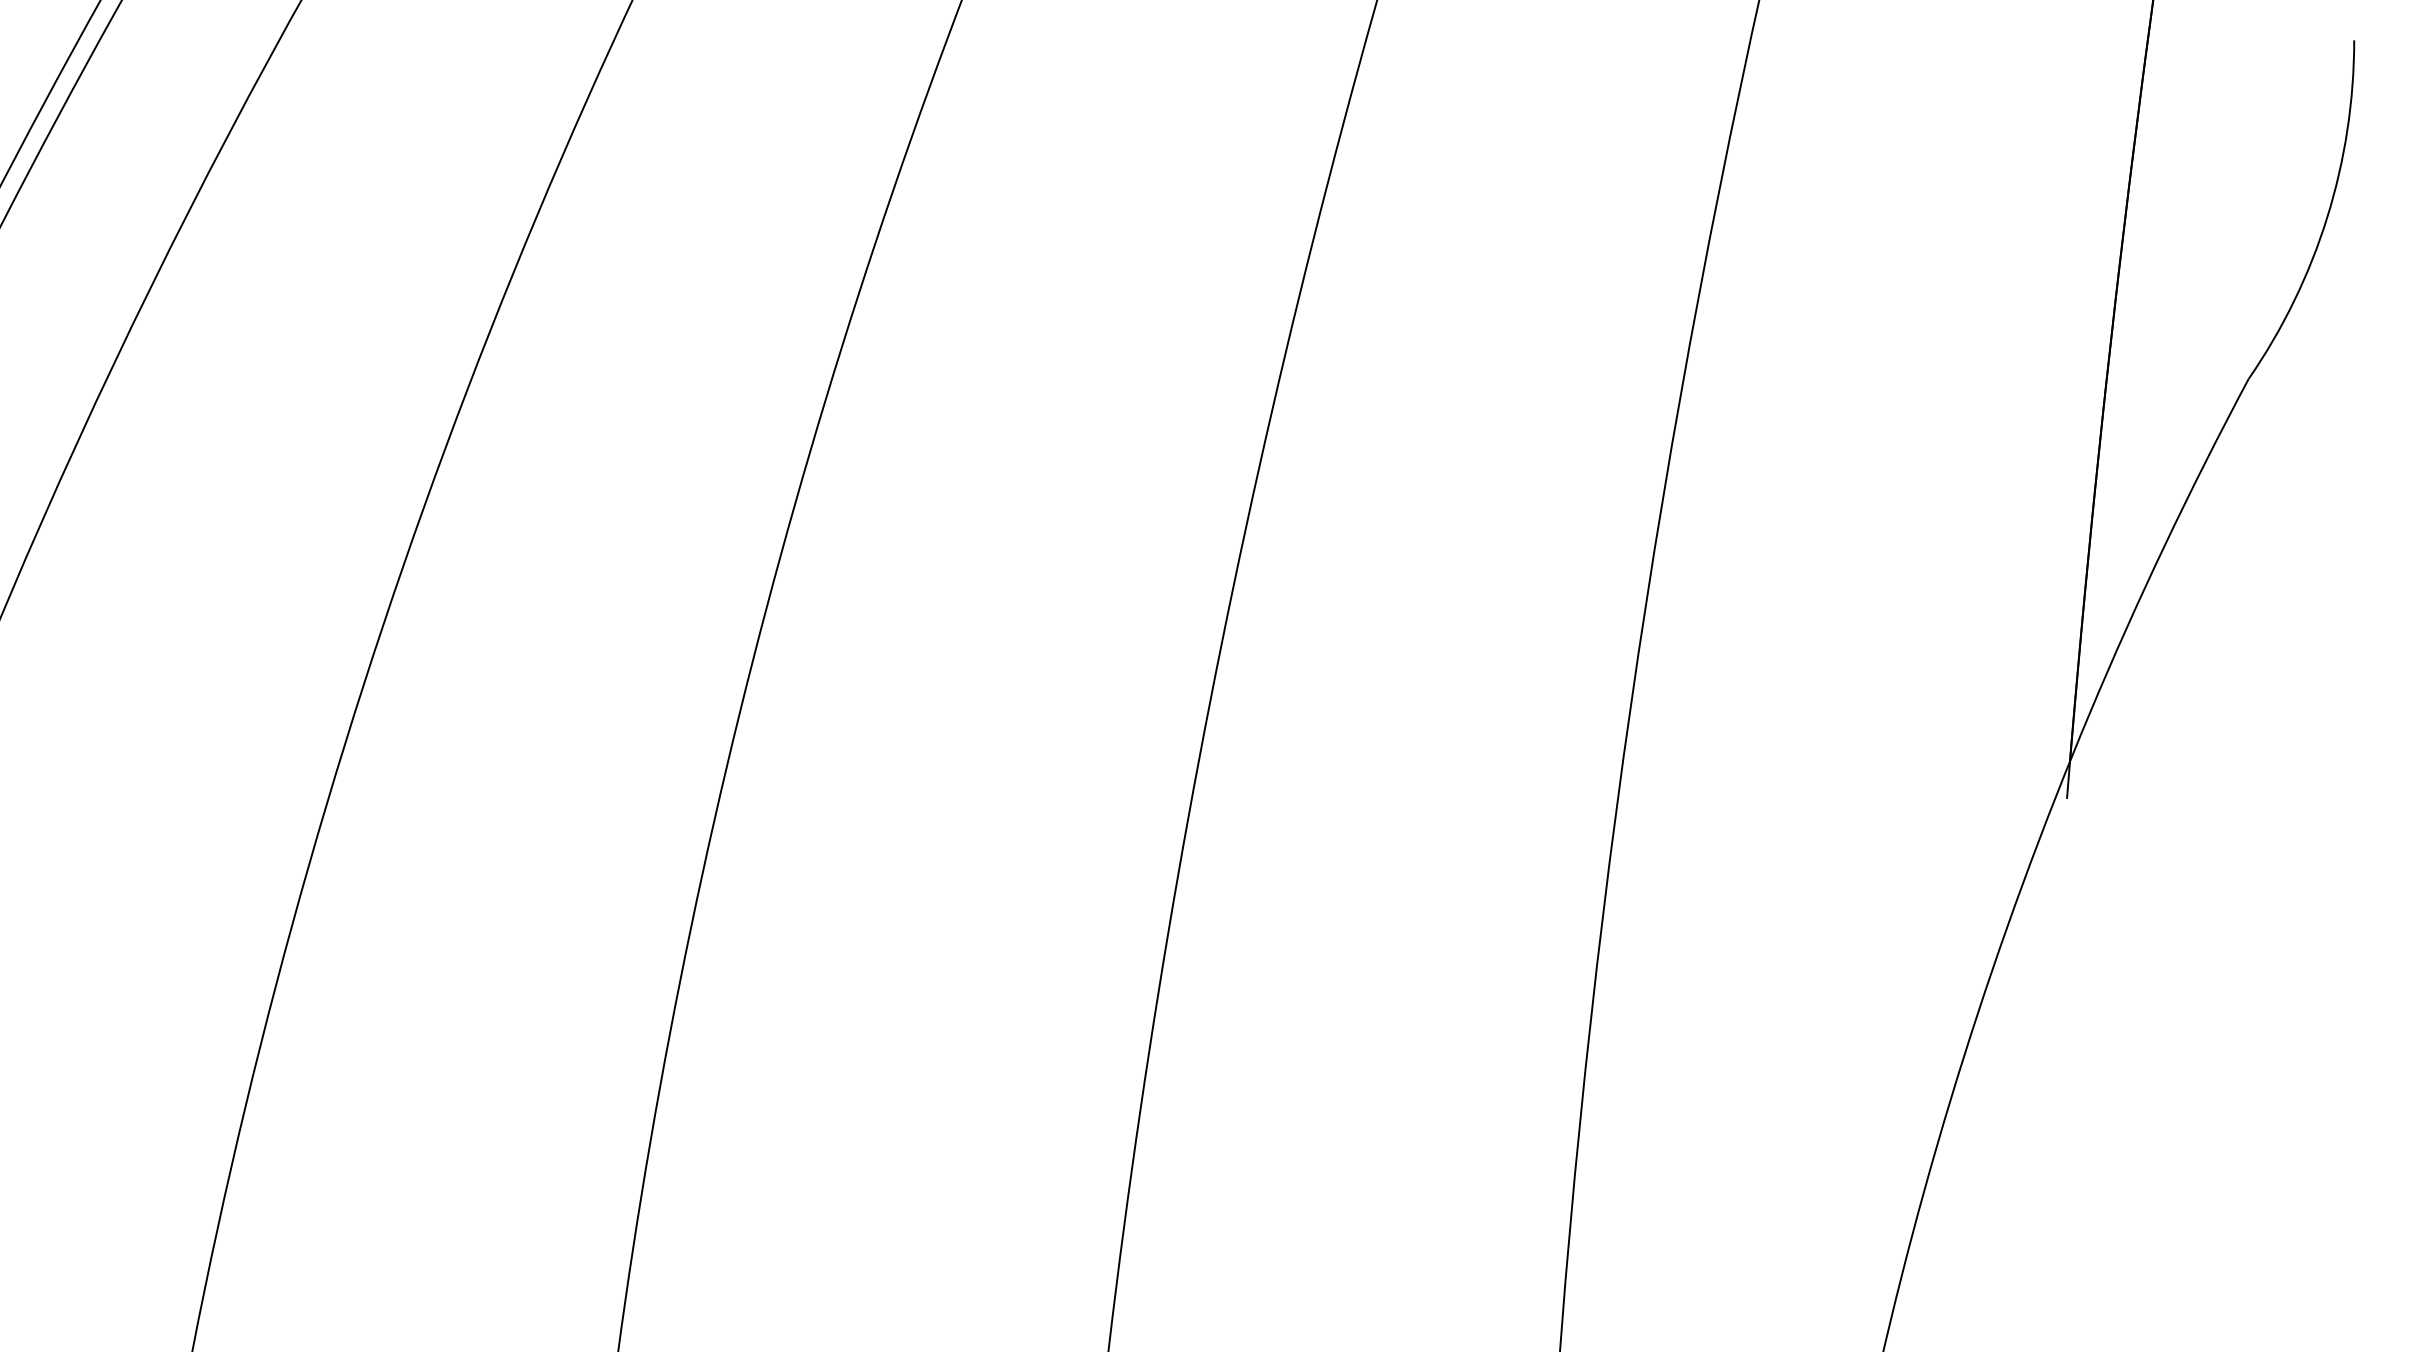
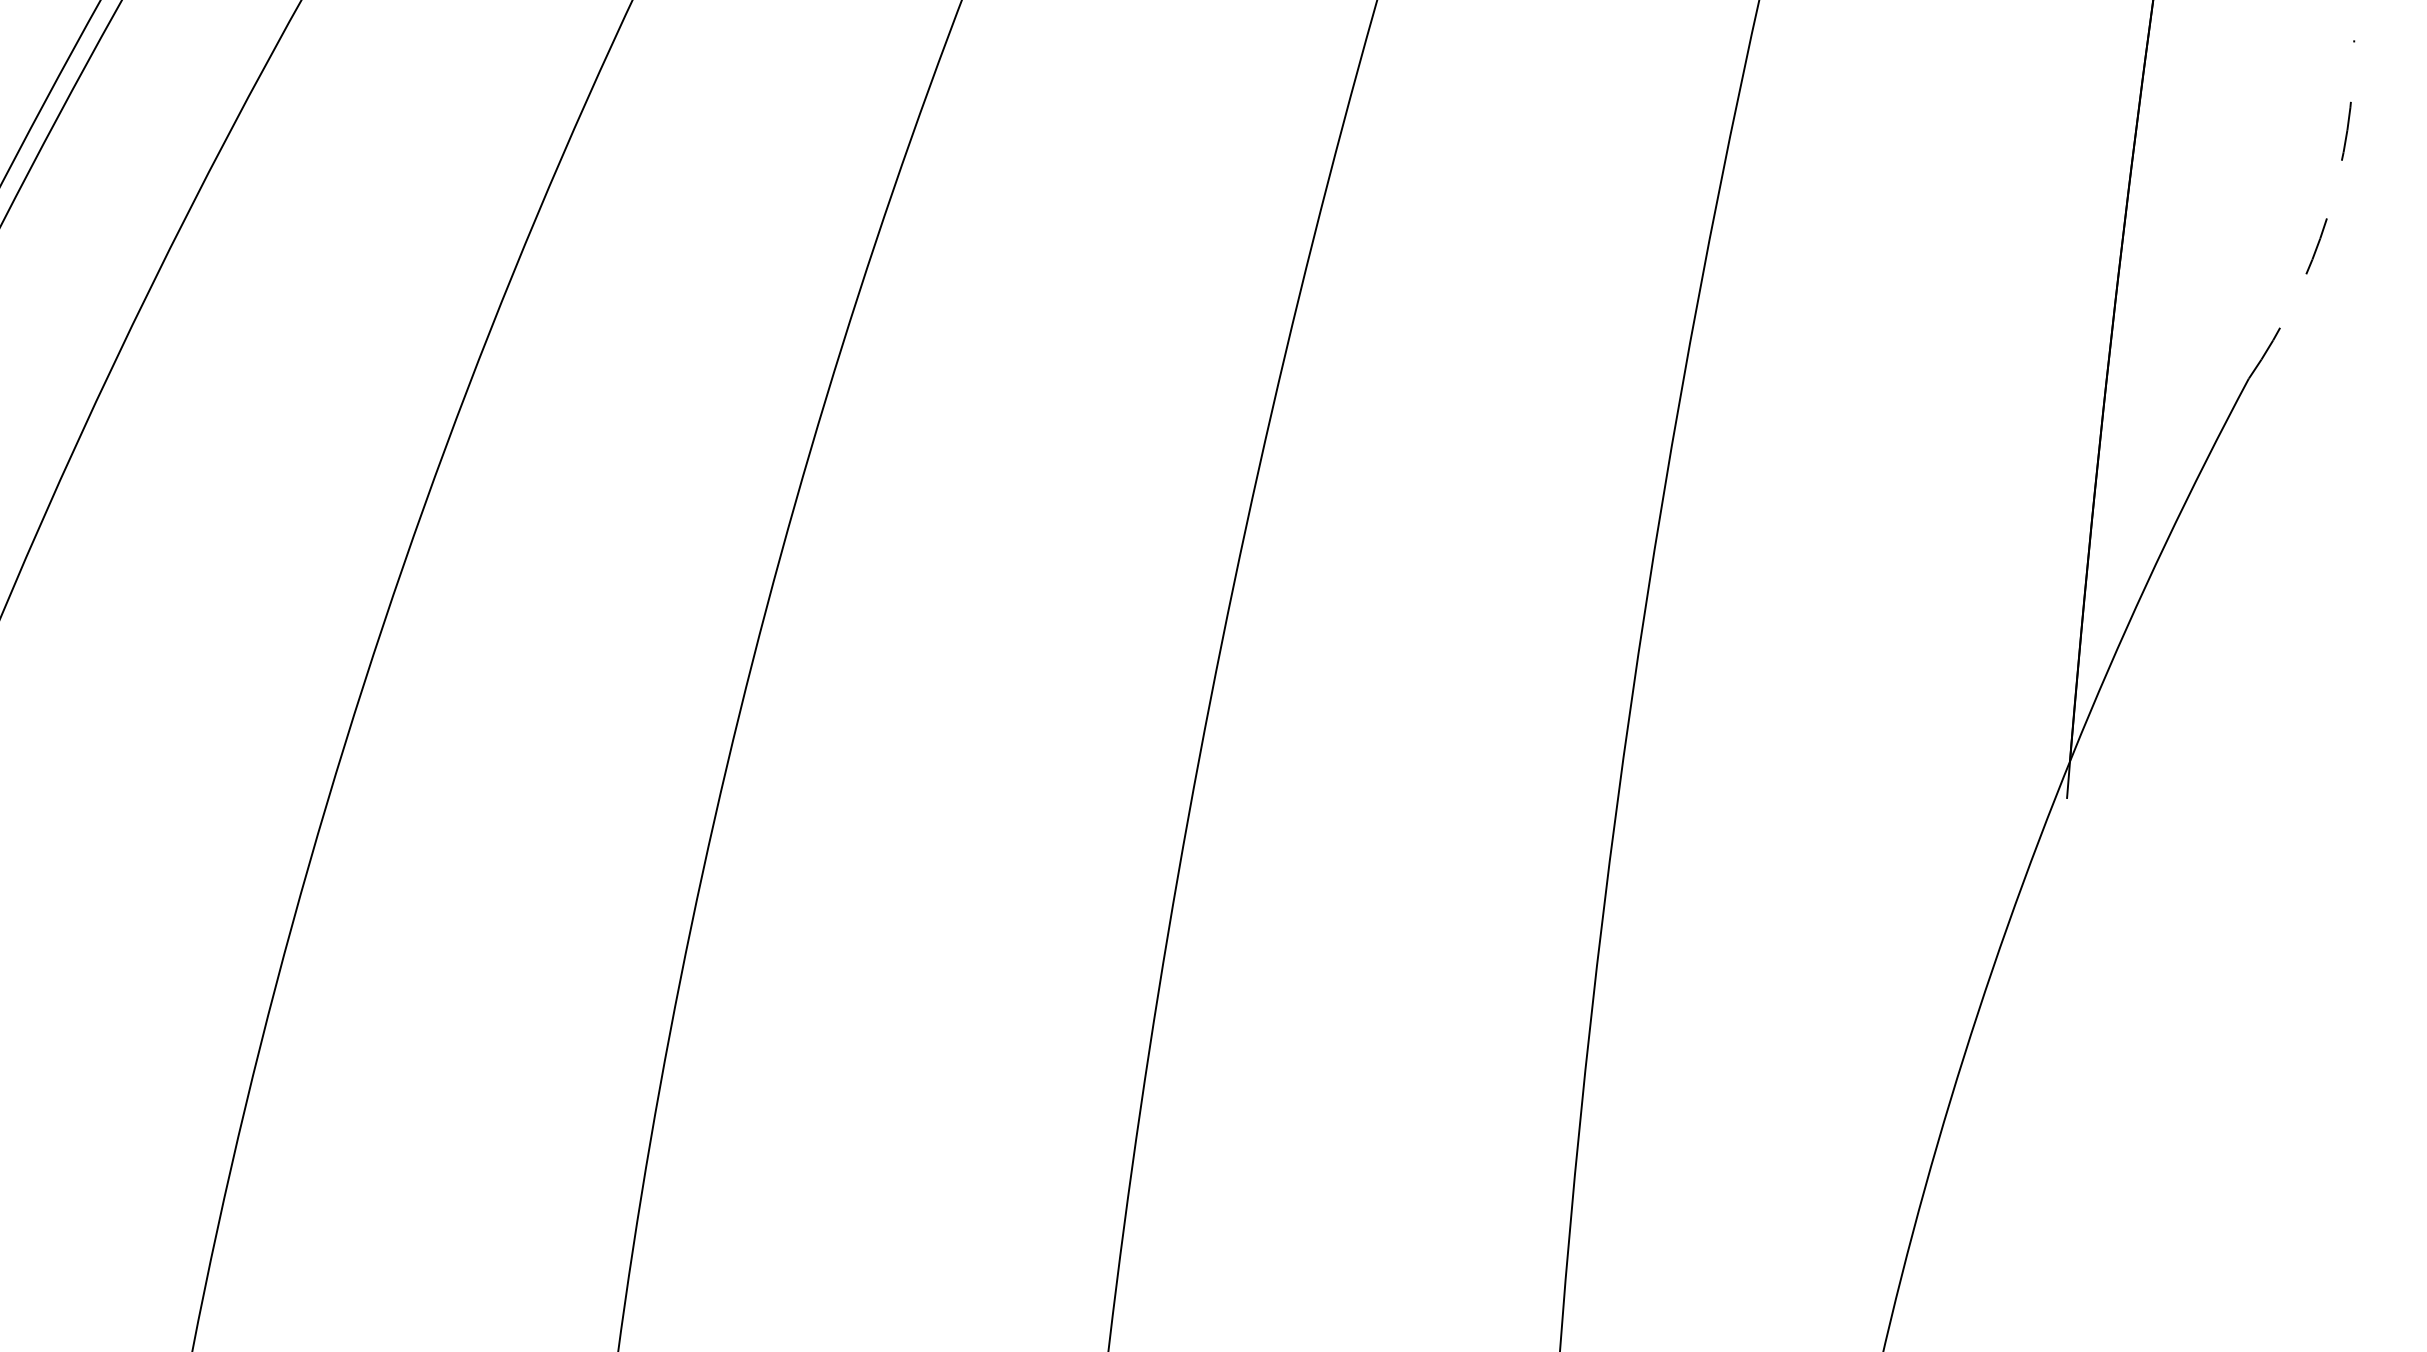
arc: solid -> dashed (2327, 217)
